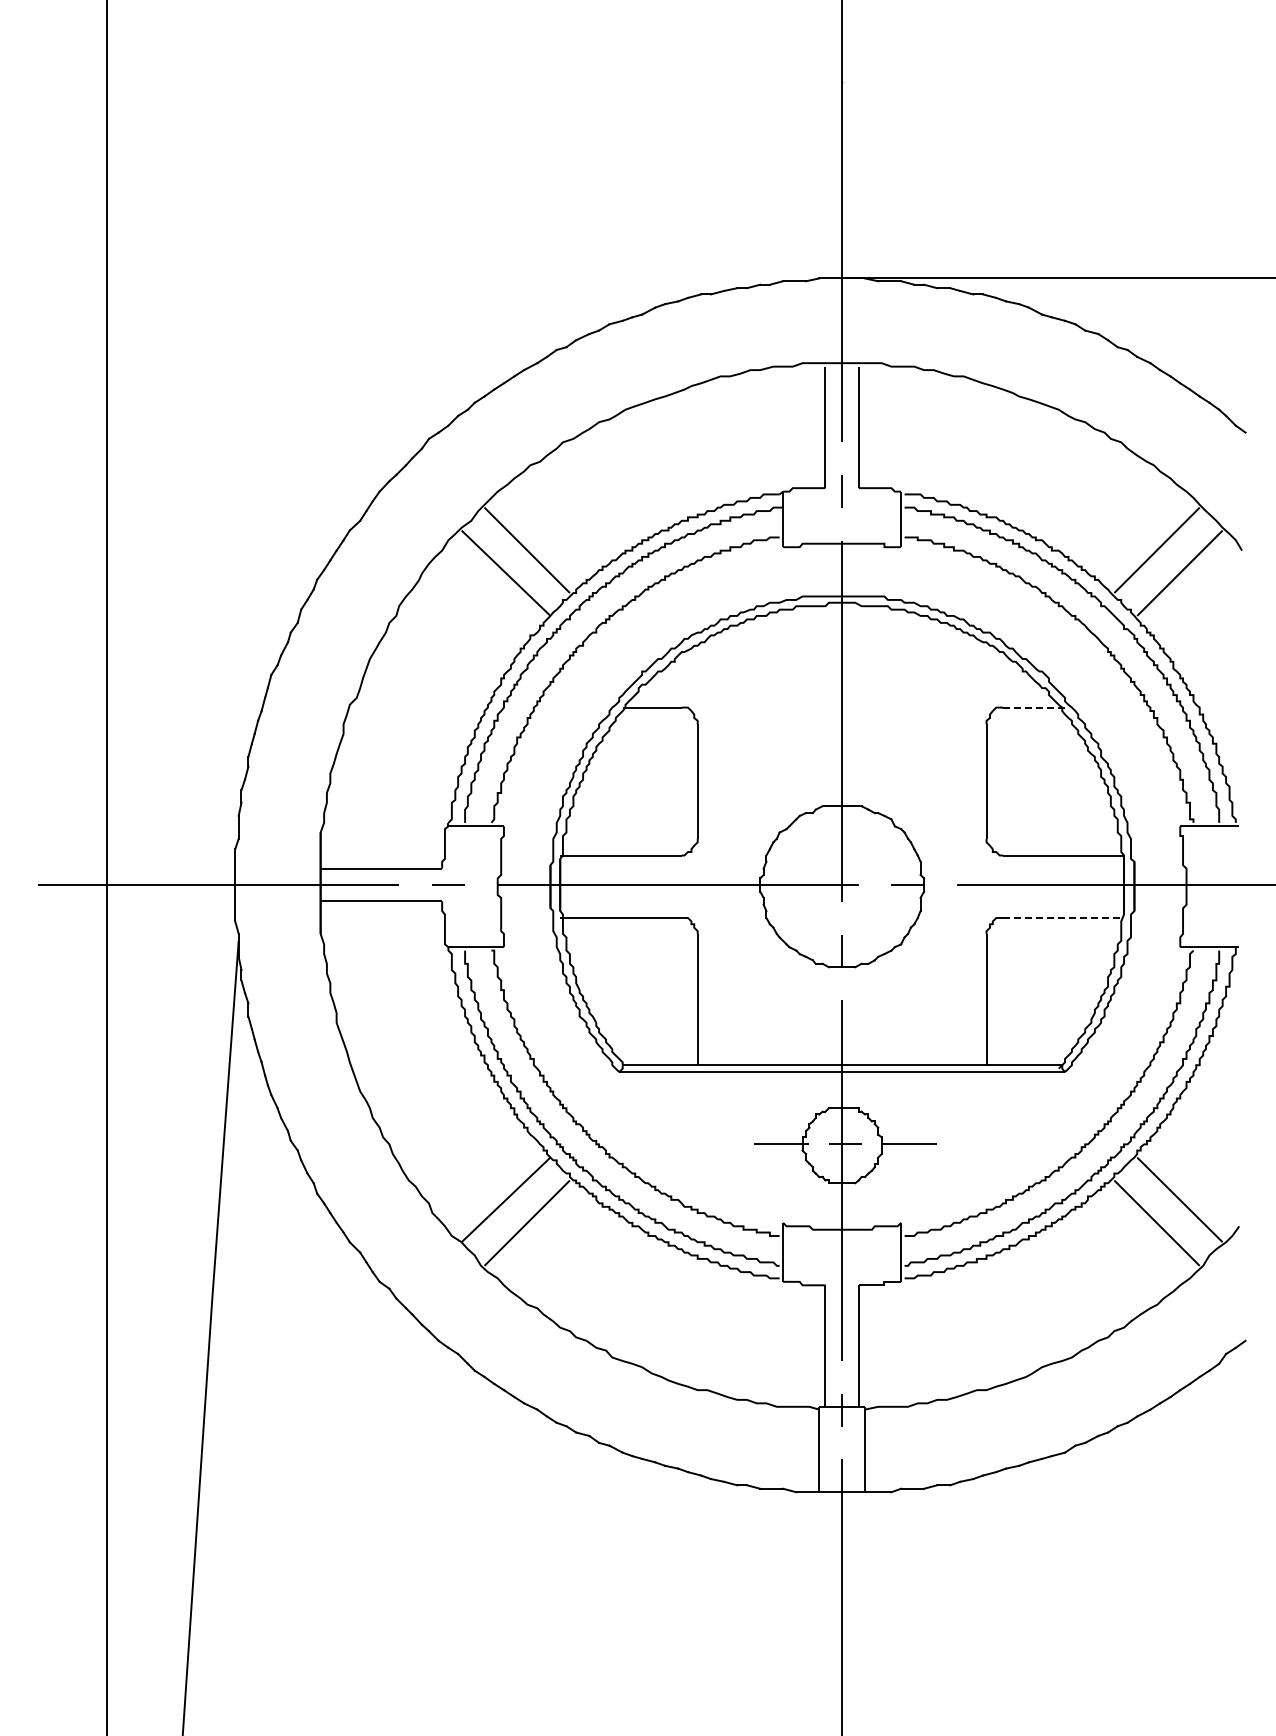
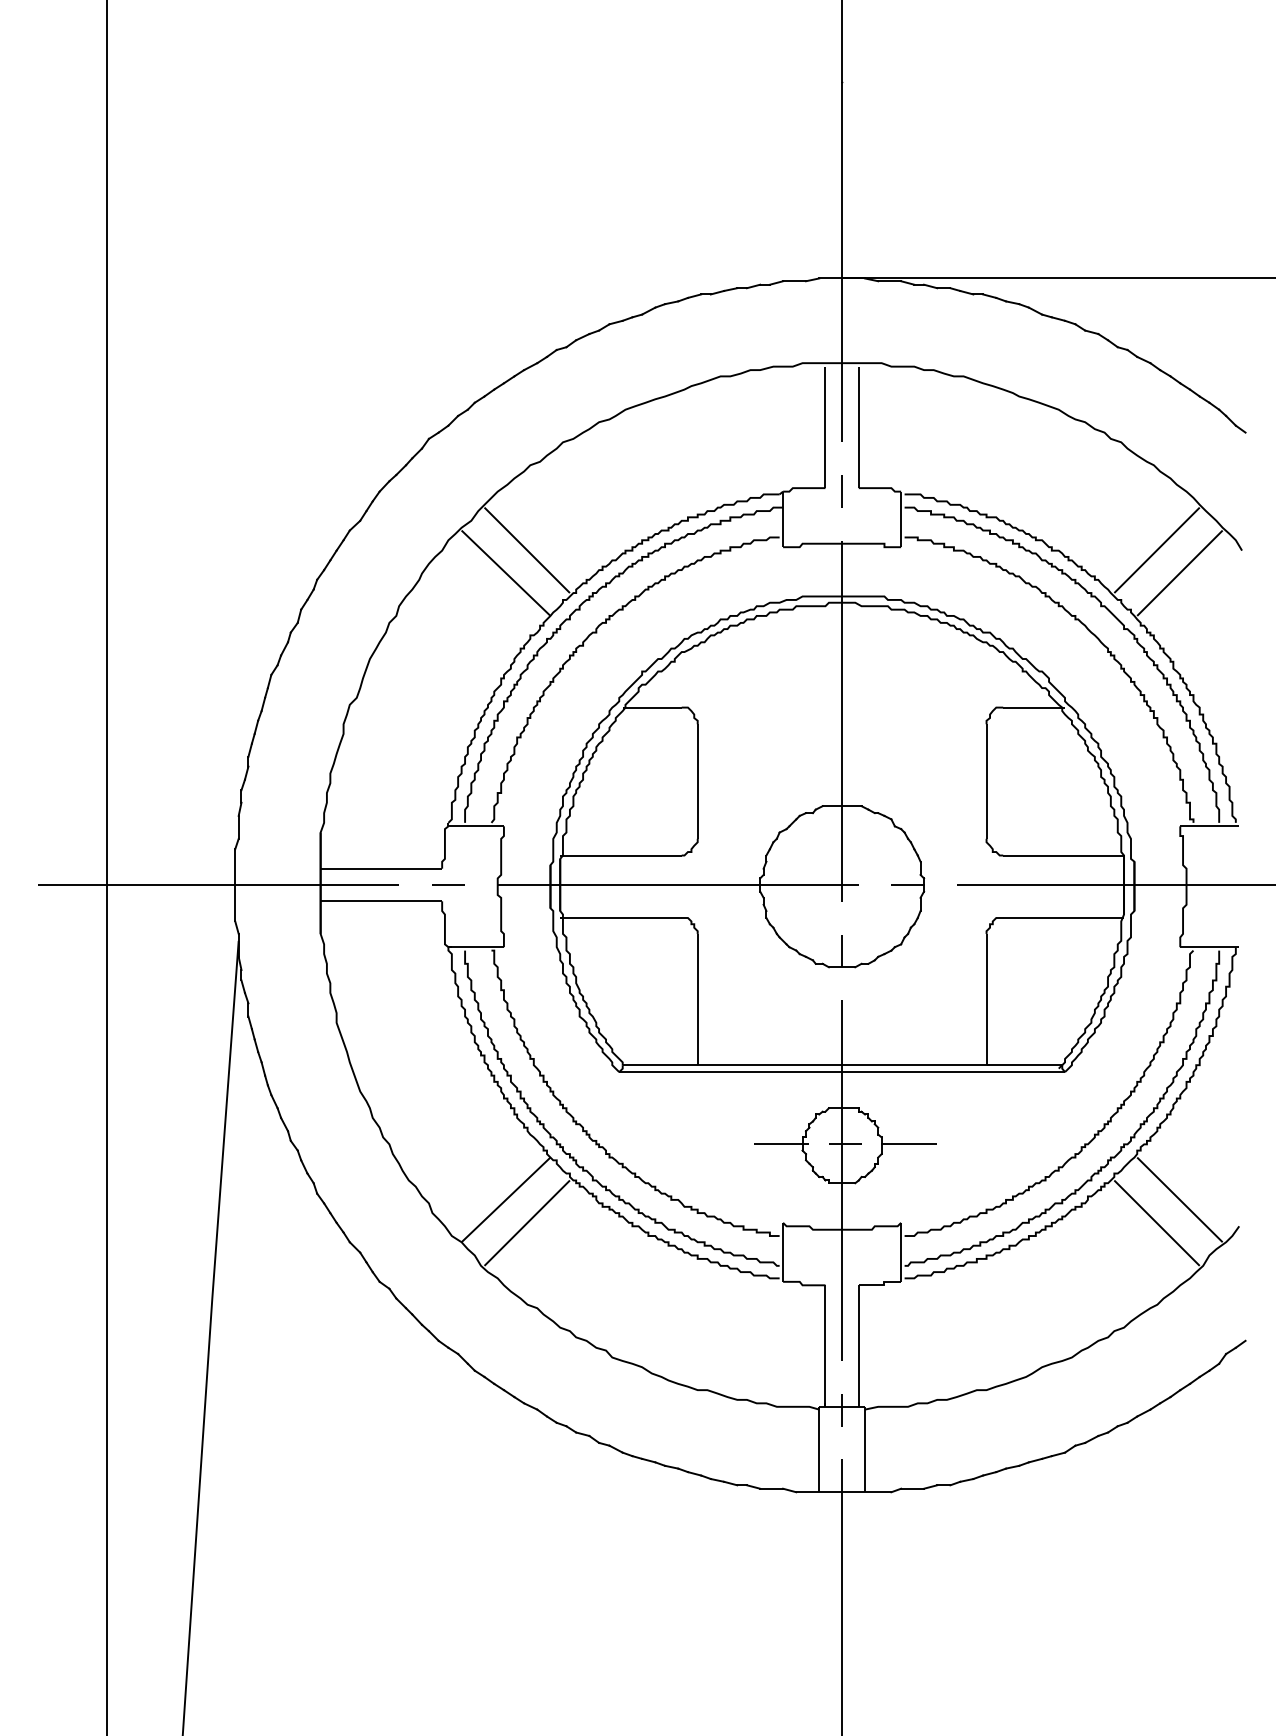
line: dashed -> solid (1032, 707)
line: dashed -> solid (1064, 918)
